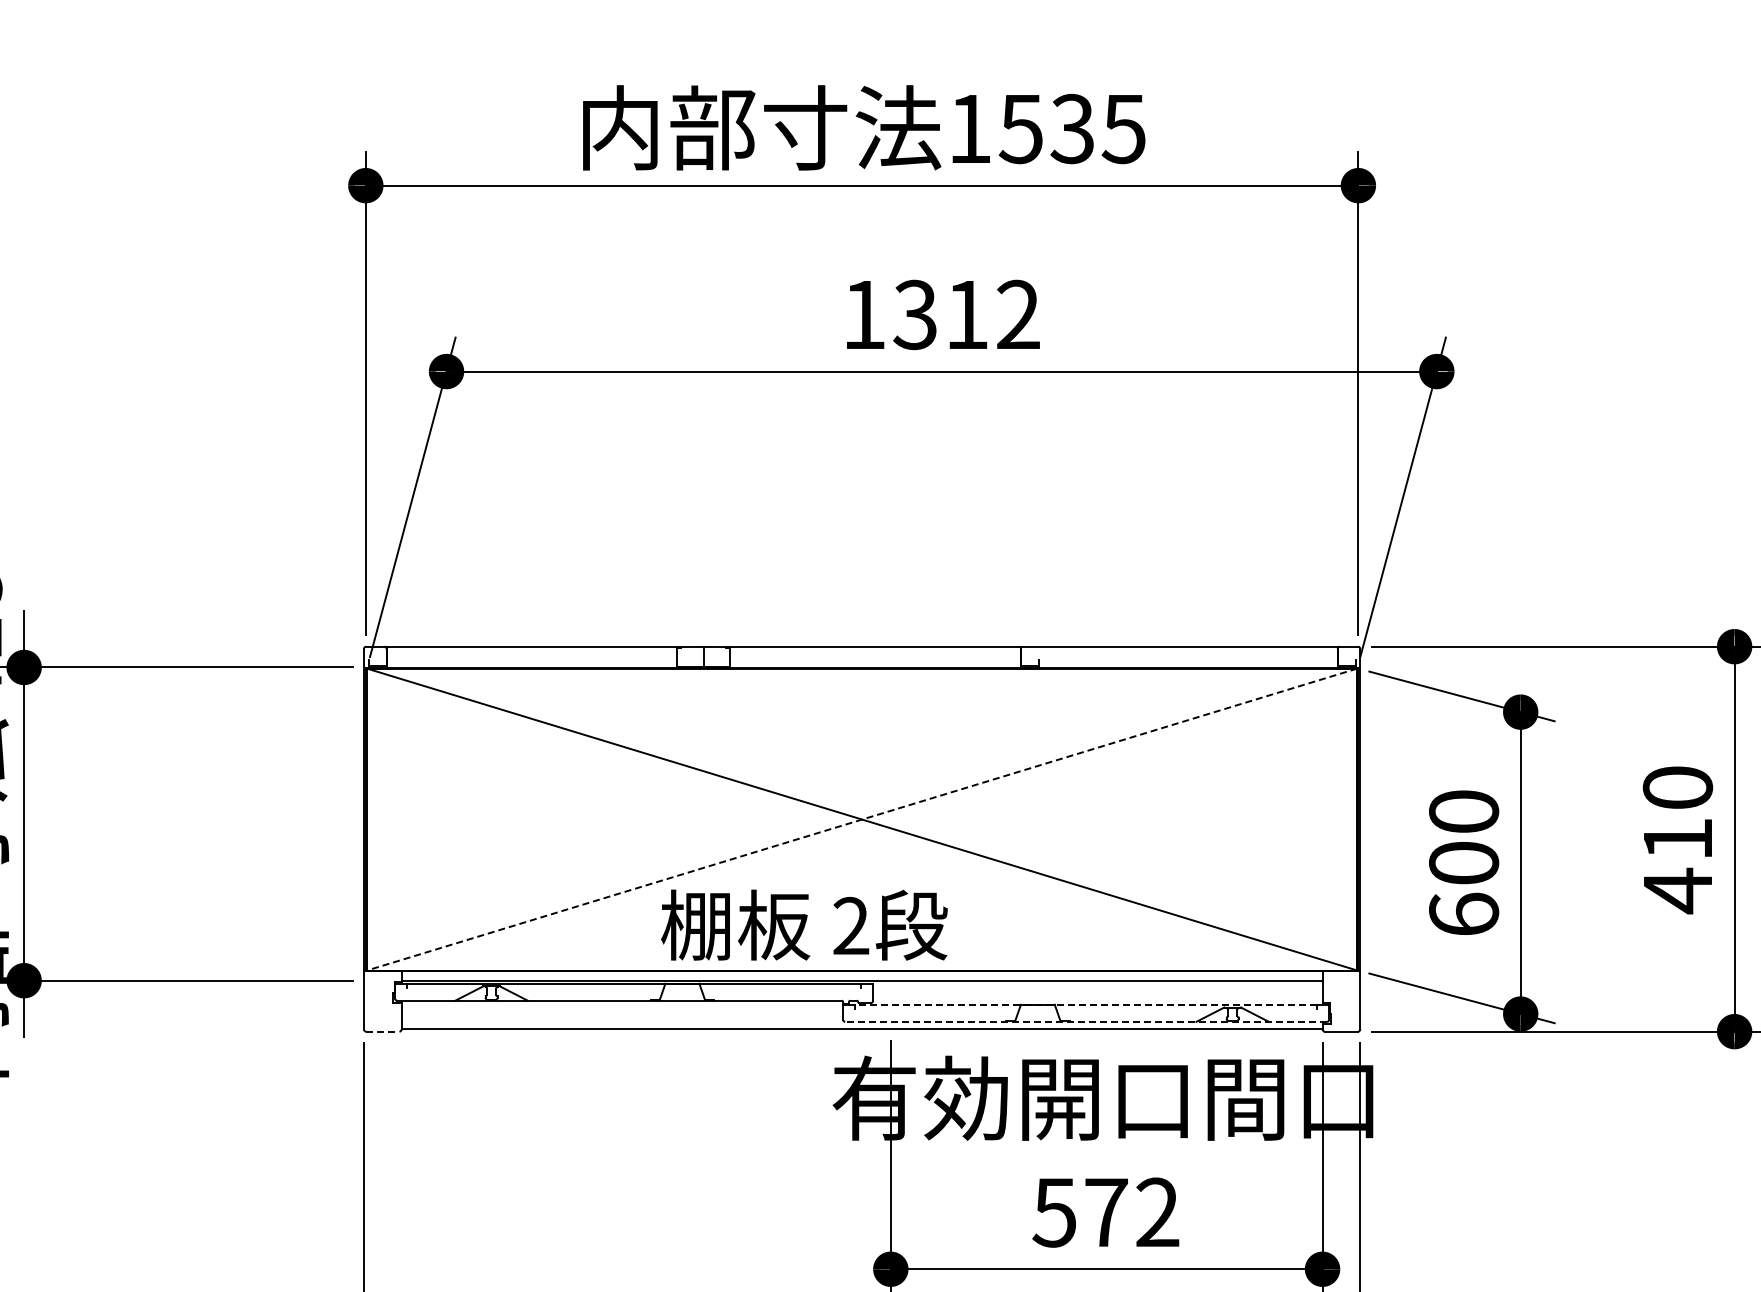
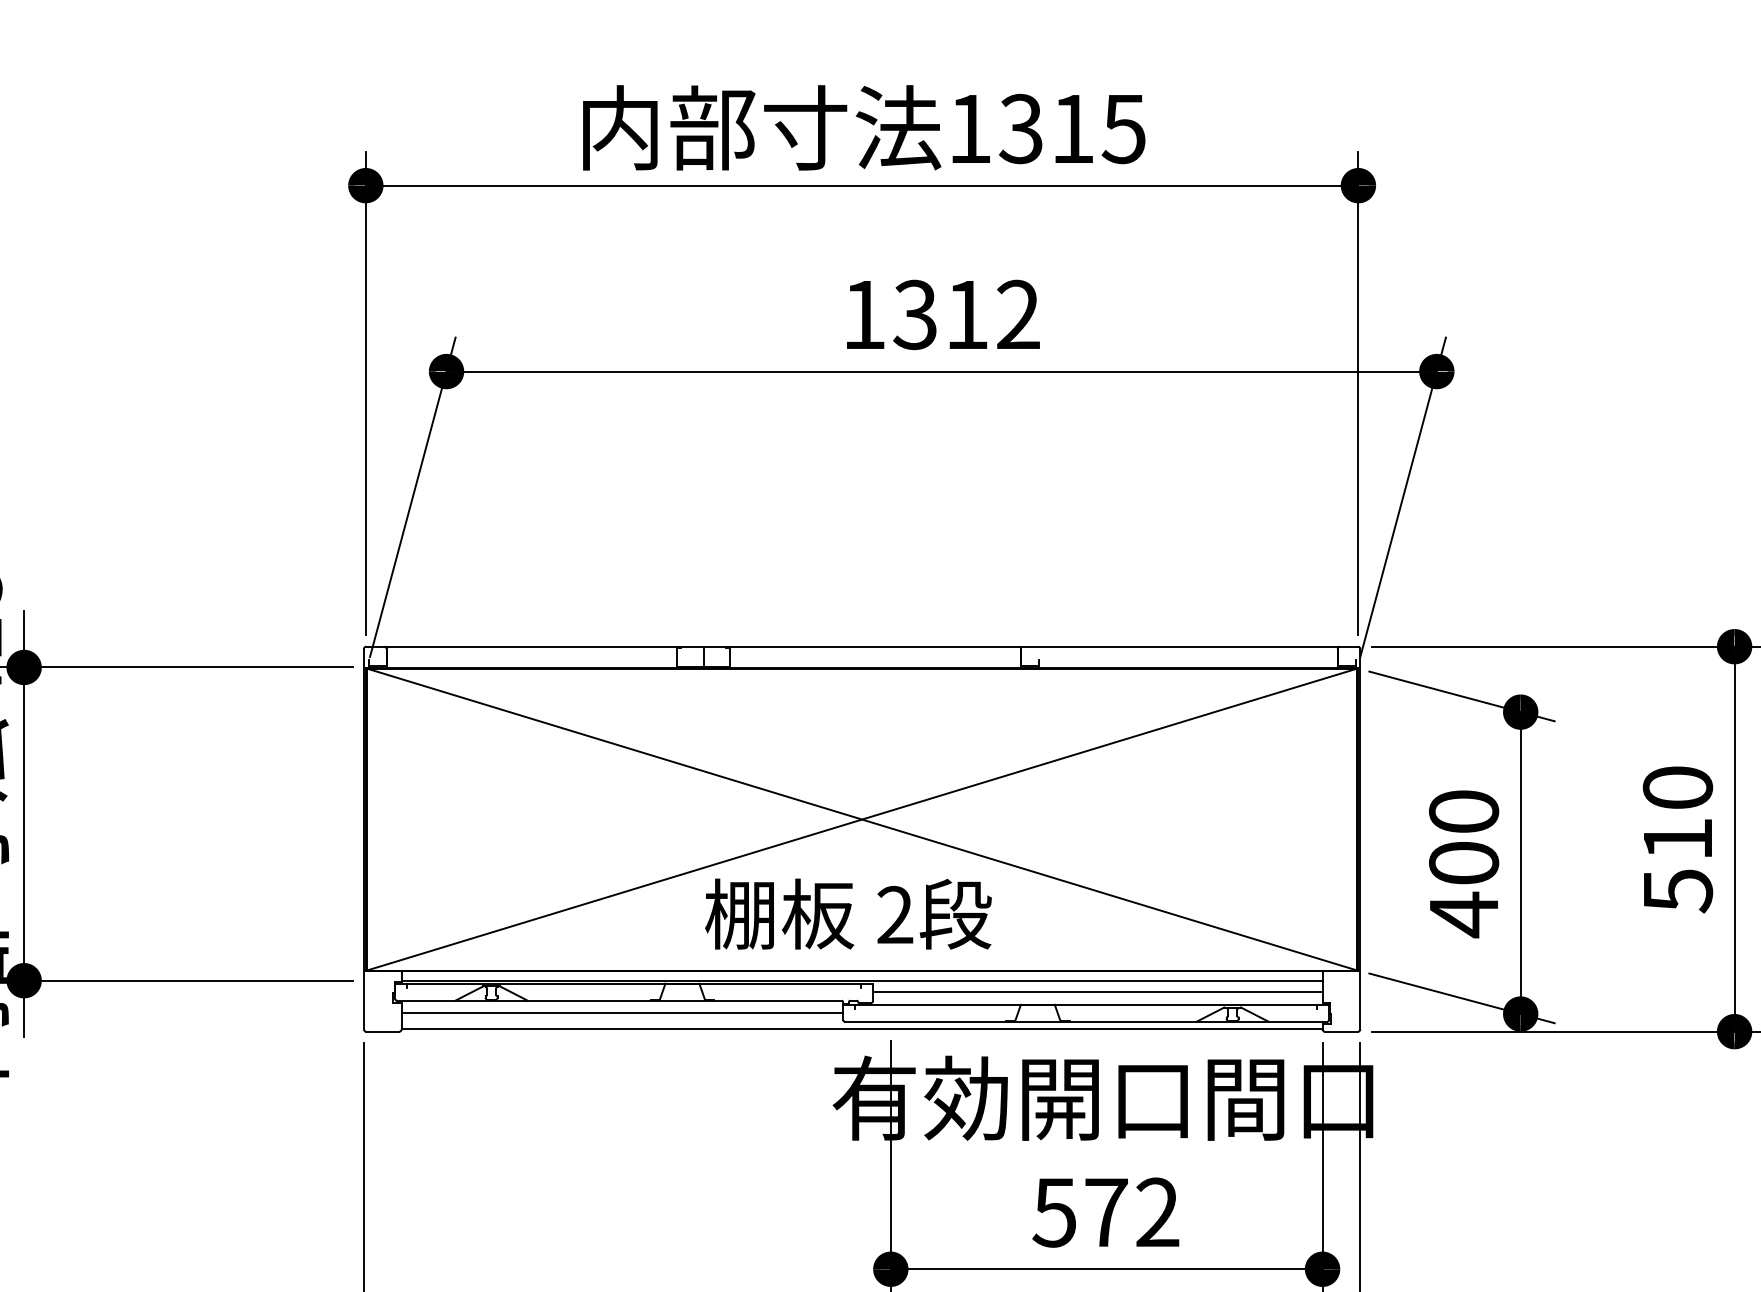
text: 1535 -> 1315 (1045, 128)
line: dashed -> solid (862, 819)
text: 410 -> 510 (1678, 890)
text: 600 -> 400 (1464, 914)
text position: (804, 924) -> (848, 913) (848, 913)
line: none -> present (1097, 992)
line: dashed -> solid (1085, 1005)
line: none -> present (622, 1013)
line: dashed -> solid (1086, 1021)
line: dashed -> solid (382, 1031)
